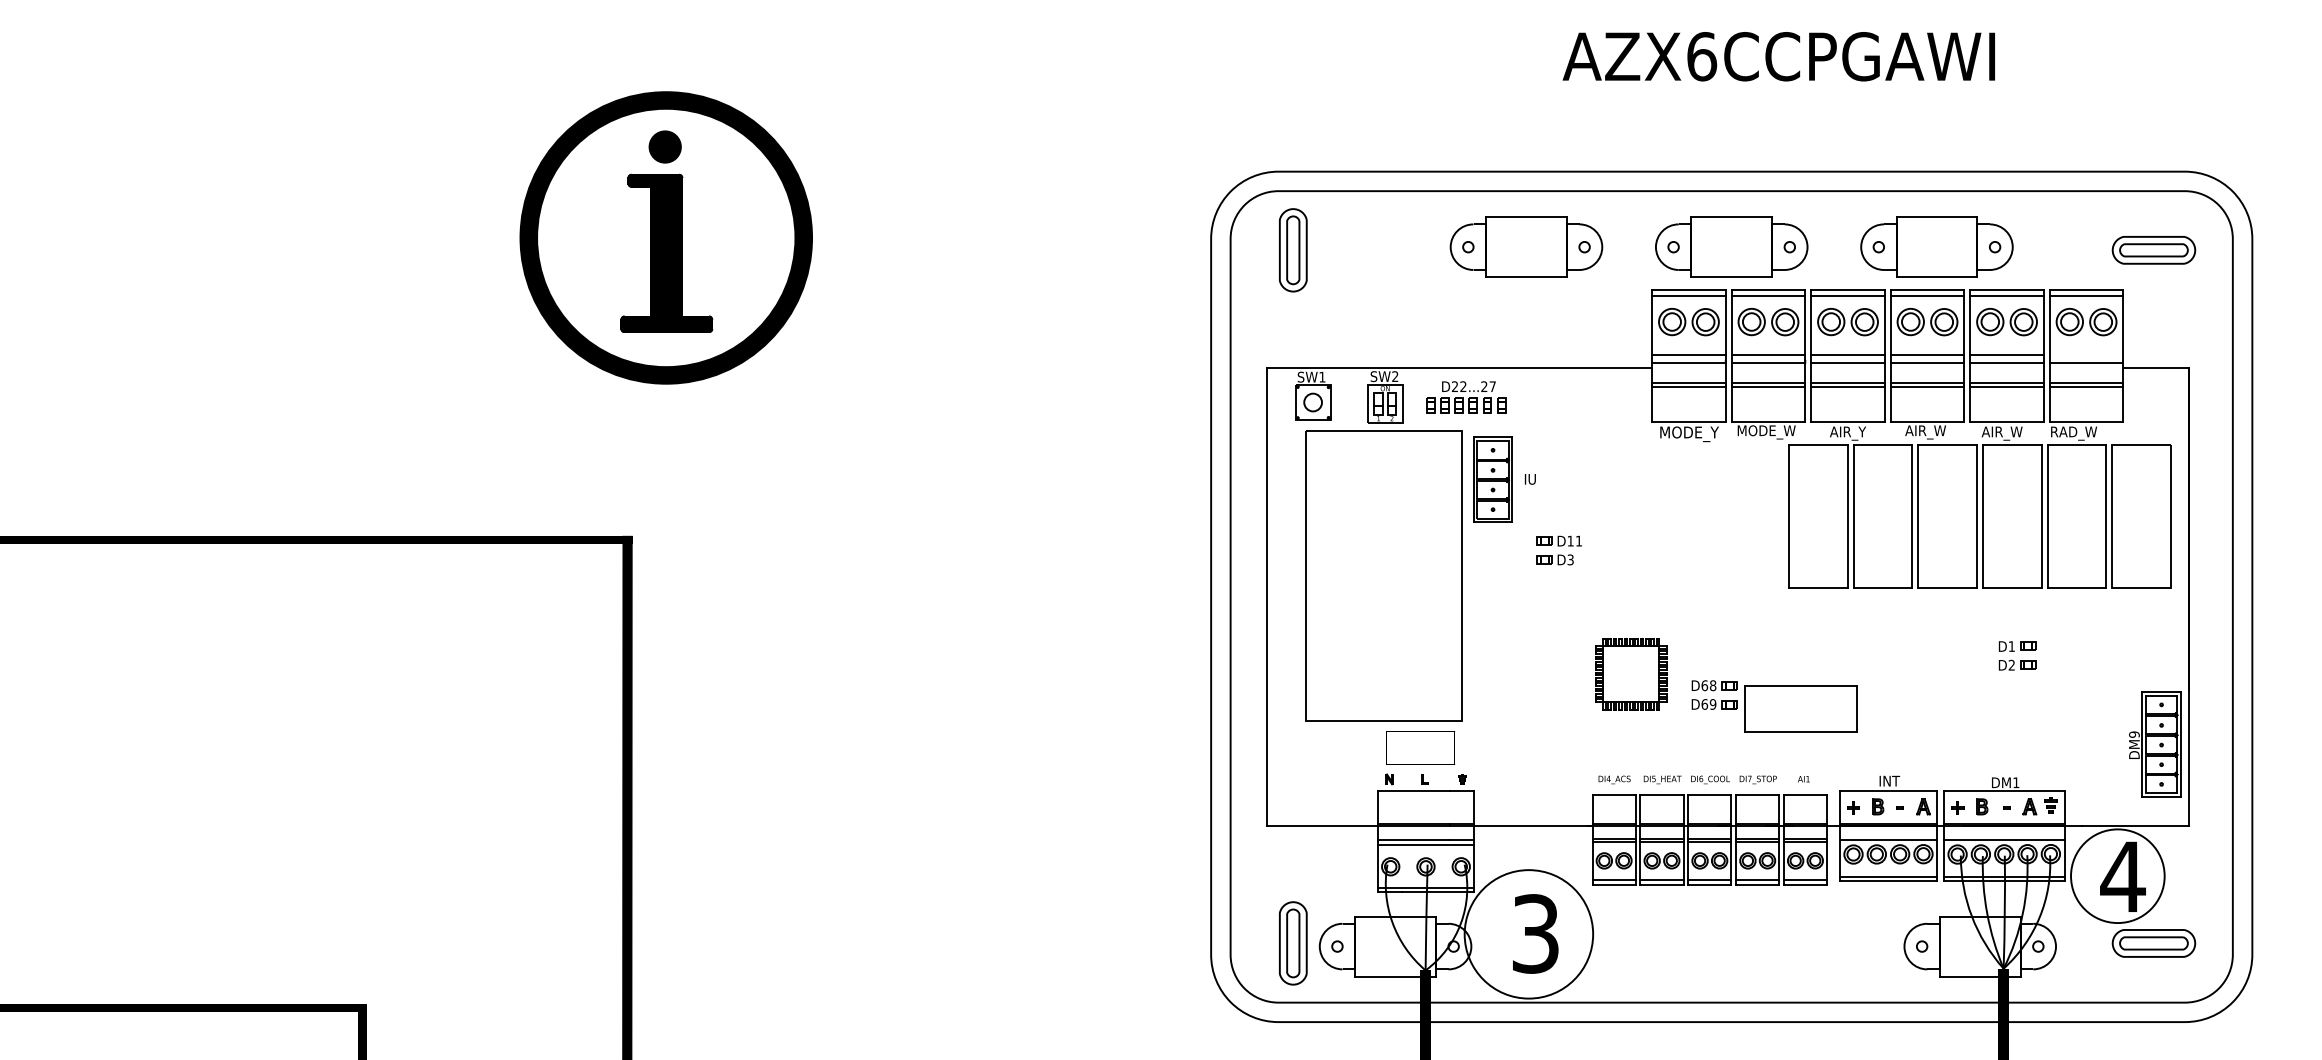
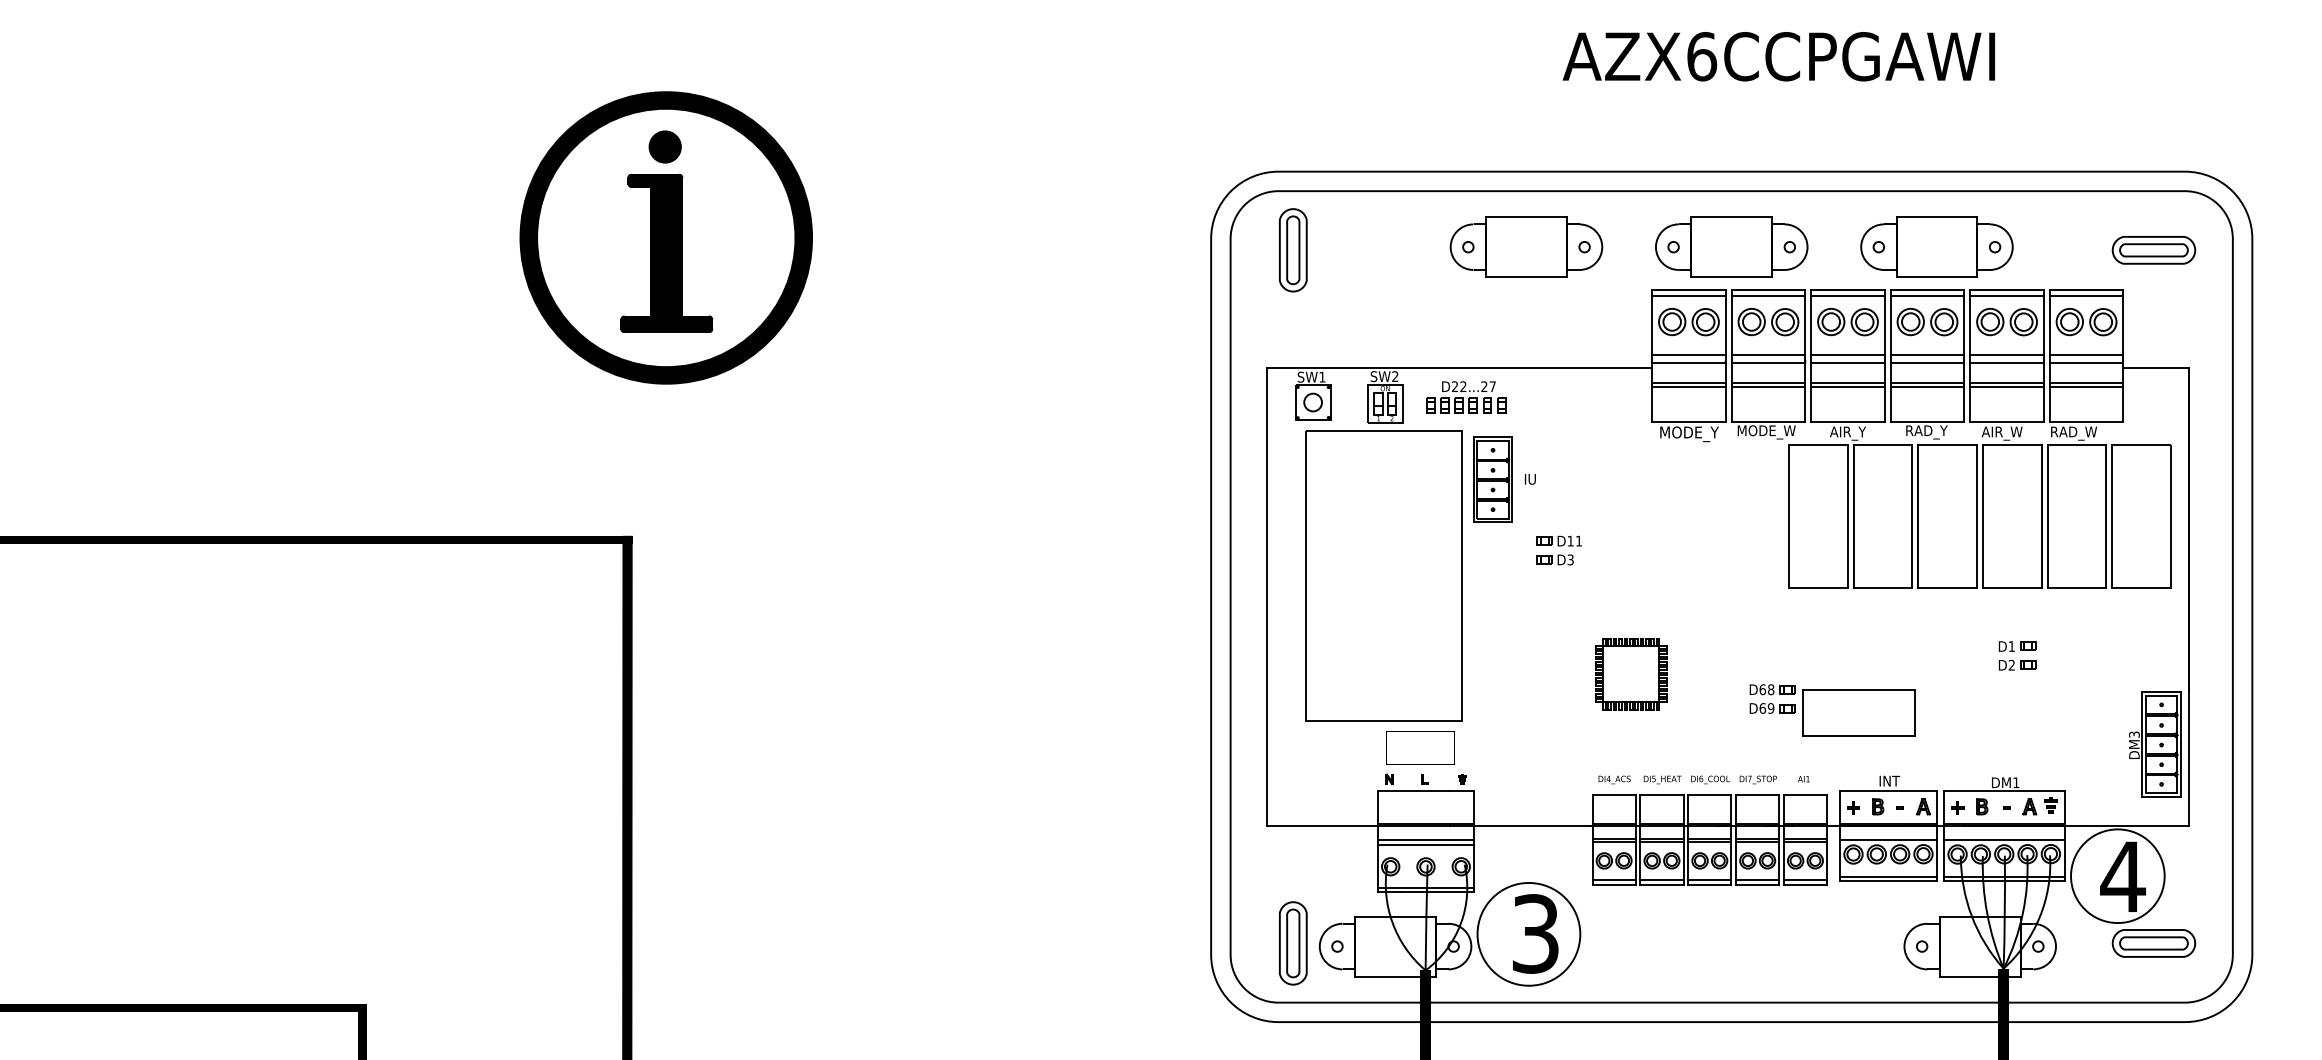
line: none -> present (2086, 354)
text: AIR_W -> RAD_Y (1926, 432)
part position: (1774, 706) -> (1832, 710) (1832, 710)
text: DM9 -> DM3 (2134, 734)
circle diameter: 128 px -> 103 px (1528, 933)
